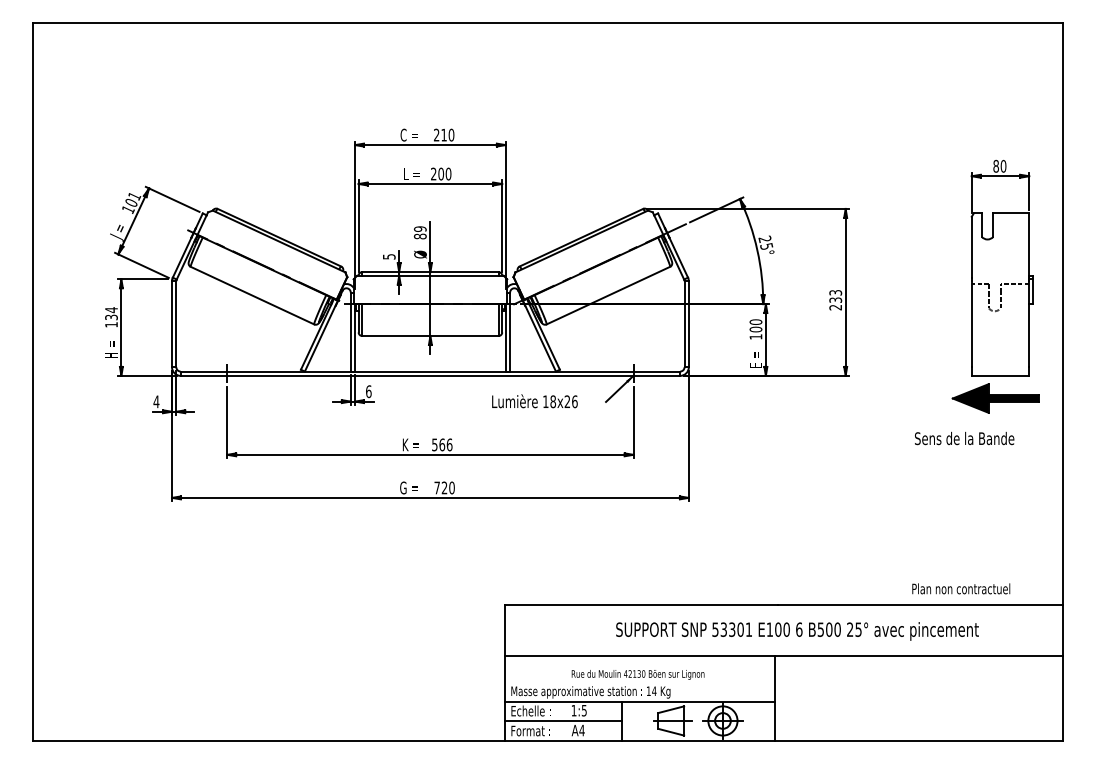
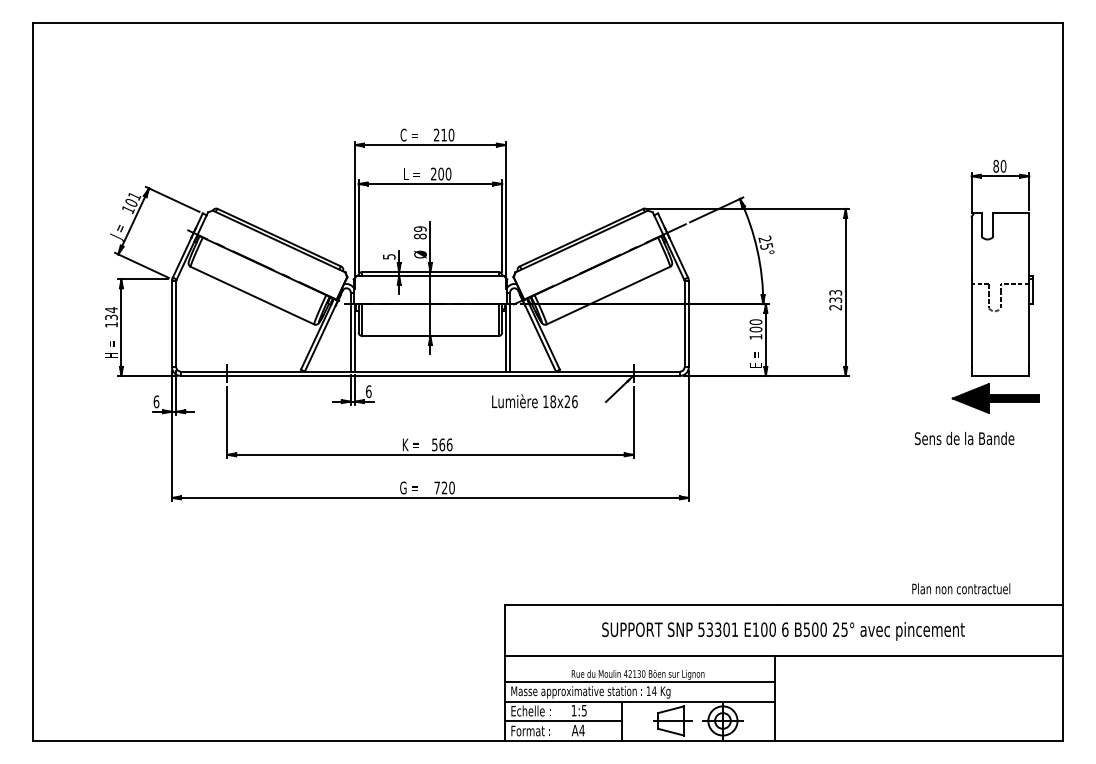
text: 4 -> 6 (156, 401)
text position: (797, 631) -> (783, 631) (783, 631)
line: none -> present (639, 681)
